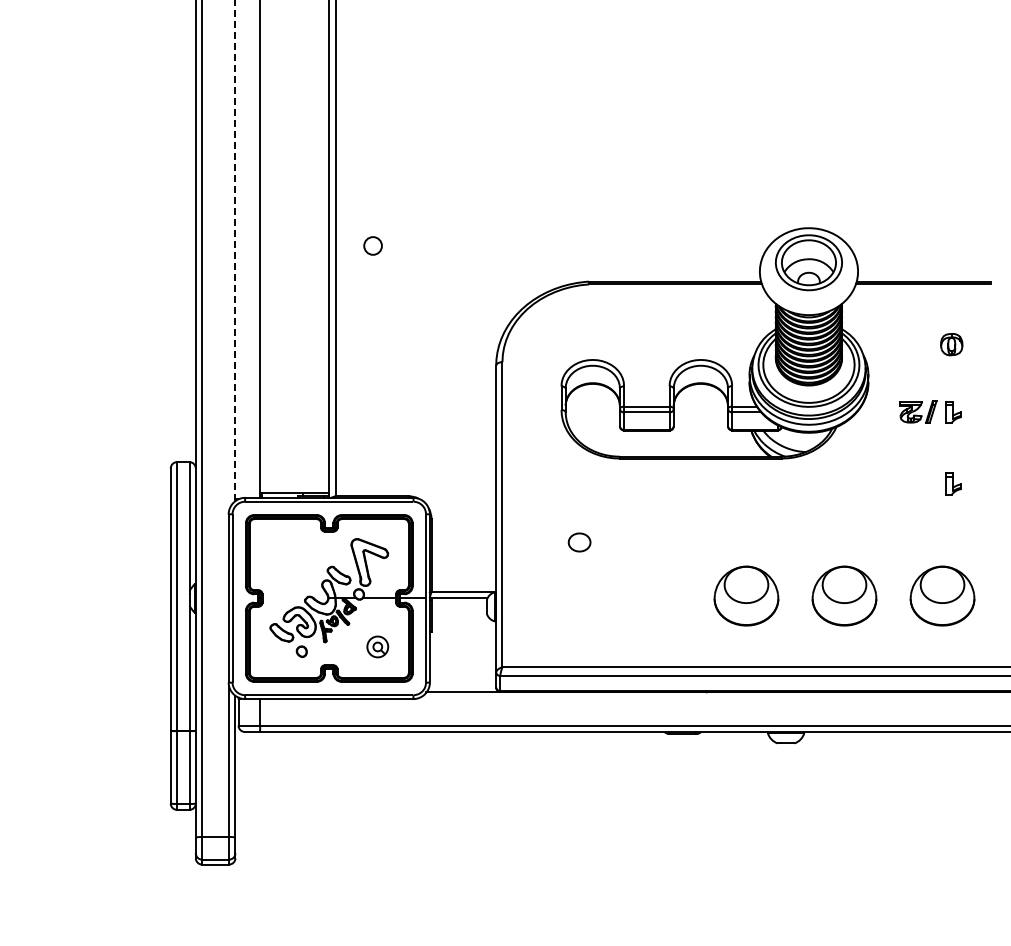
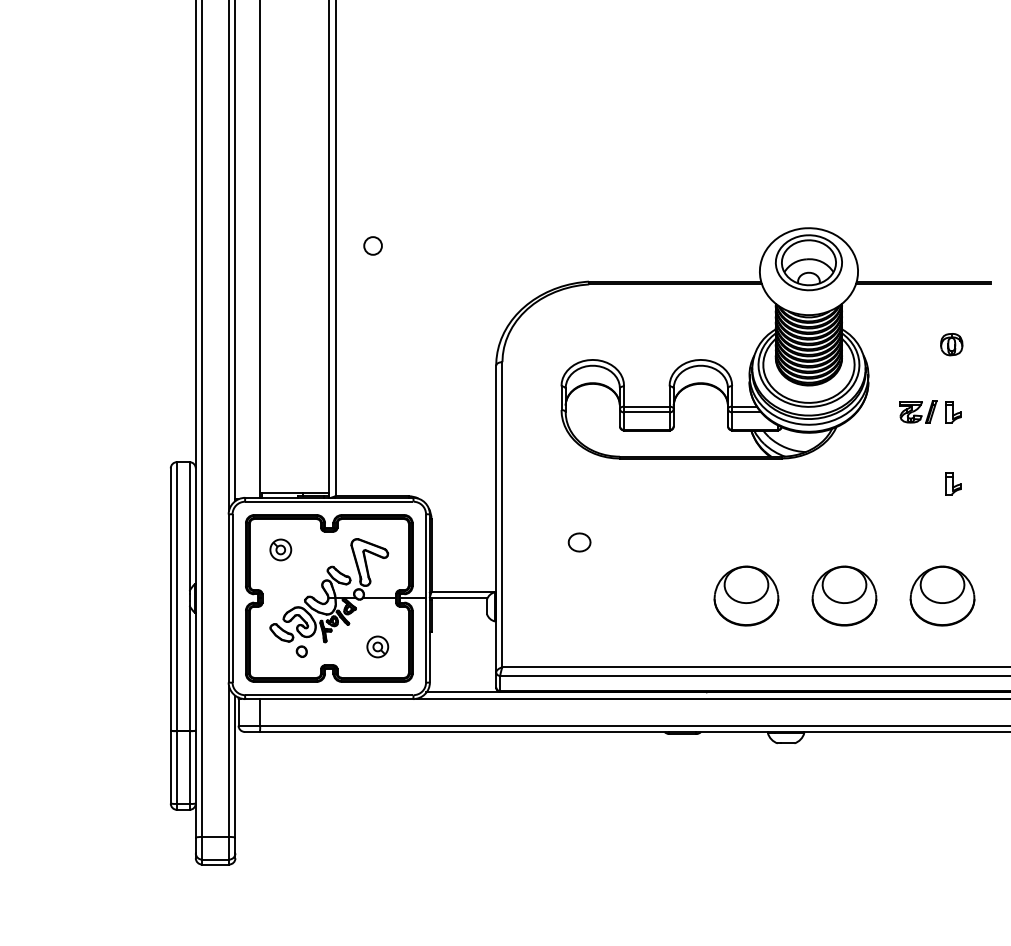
line: dashed -> solid (235, 251)
line: none -> present (229, 256)
part: none -> present (280, 549)
line: none -> present (712, 698)
